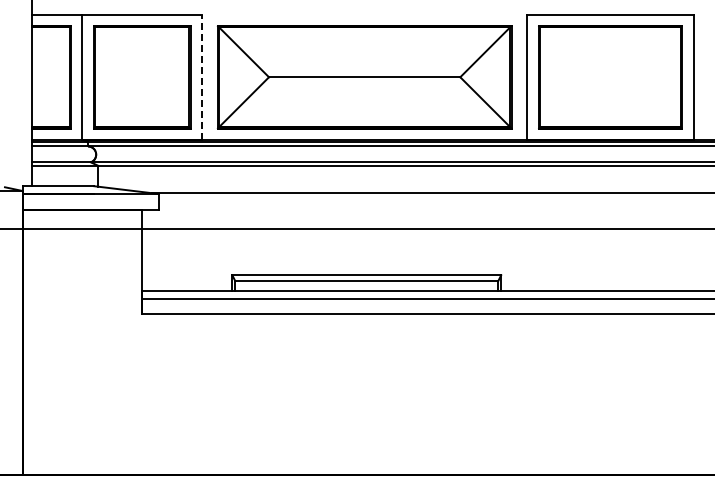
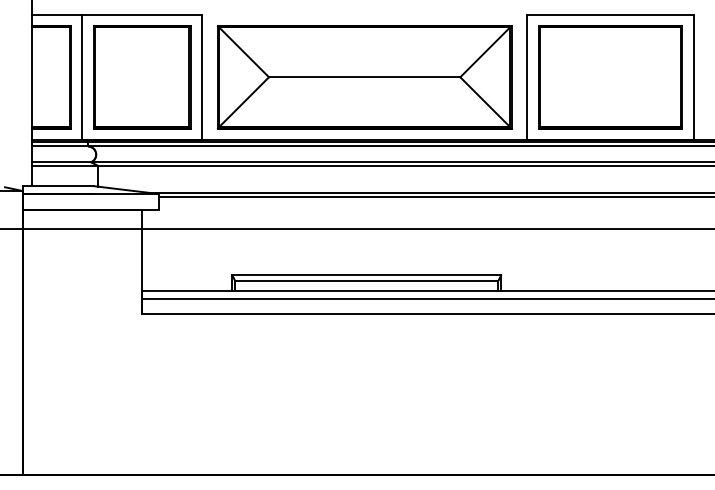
line: dashed -> solid (201, 77)
line: none -> present (434, 196)
